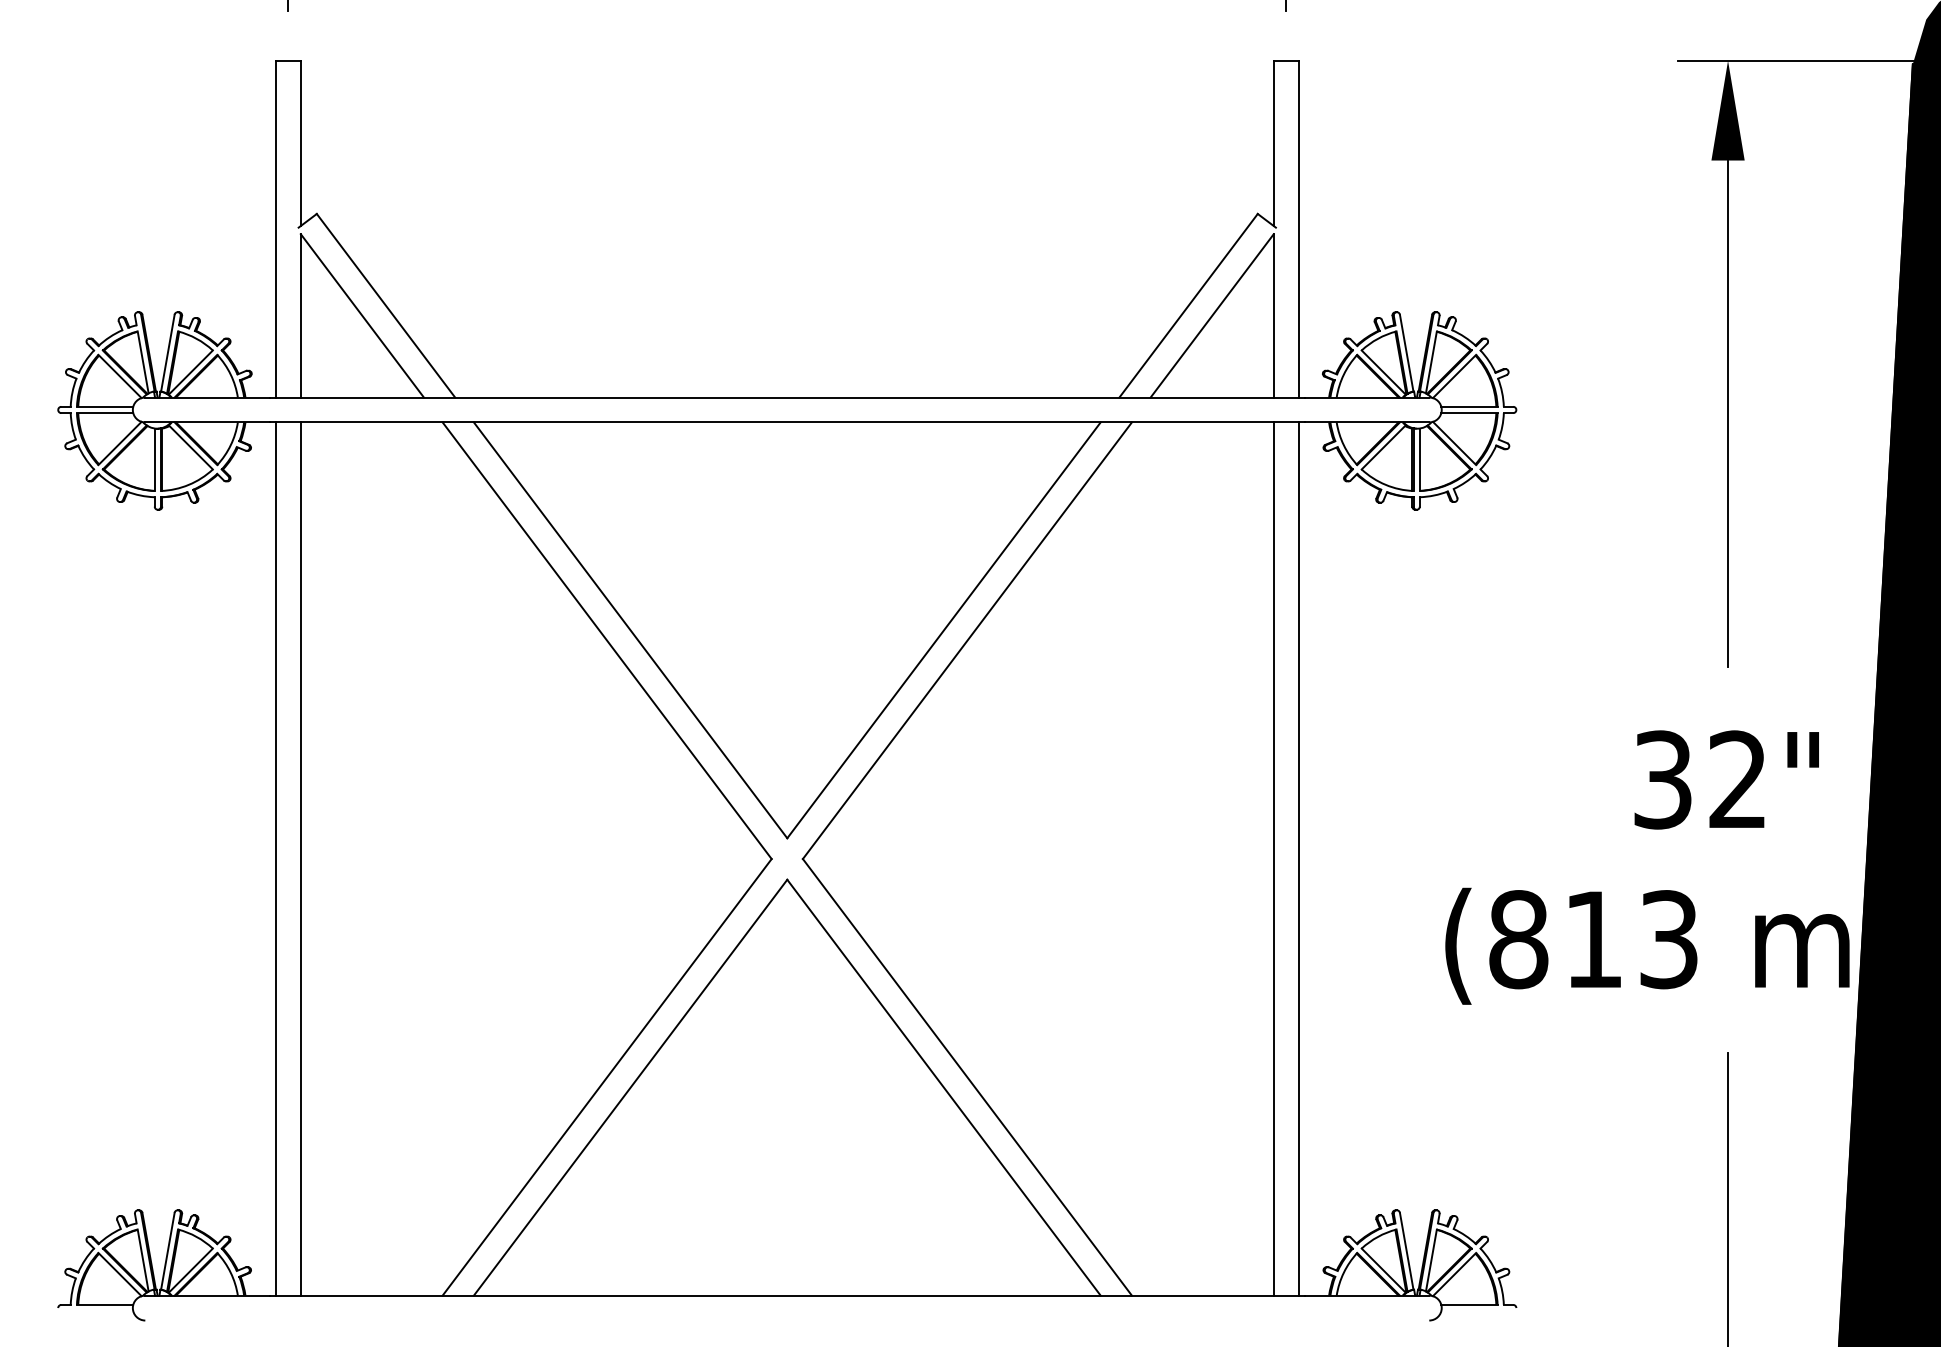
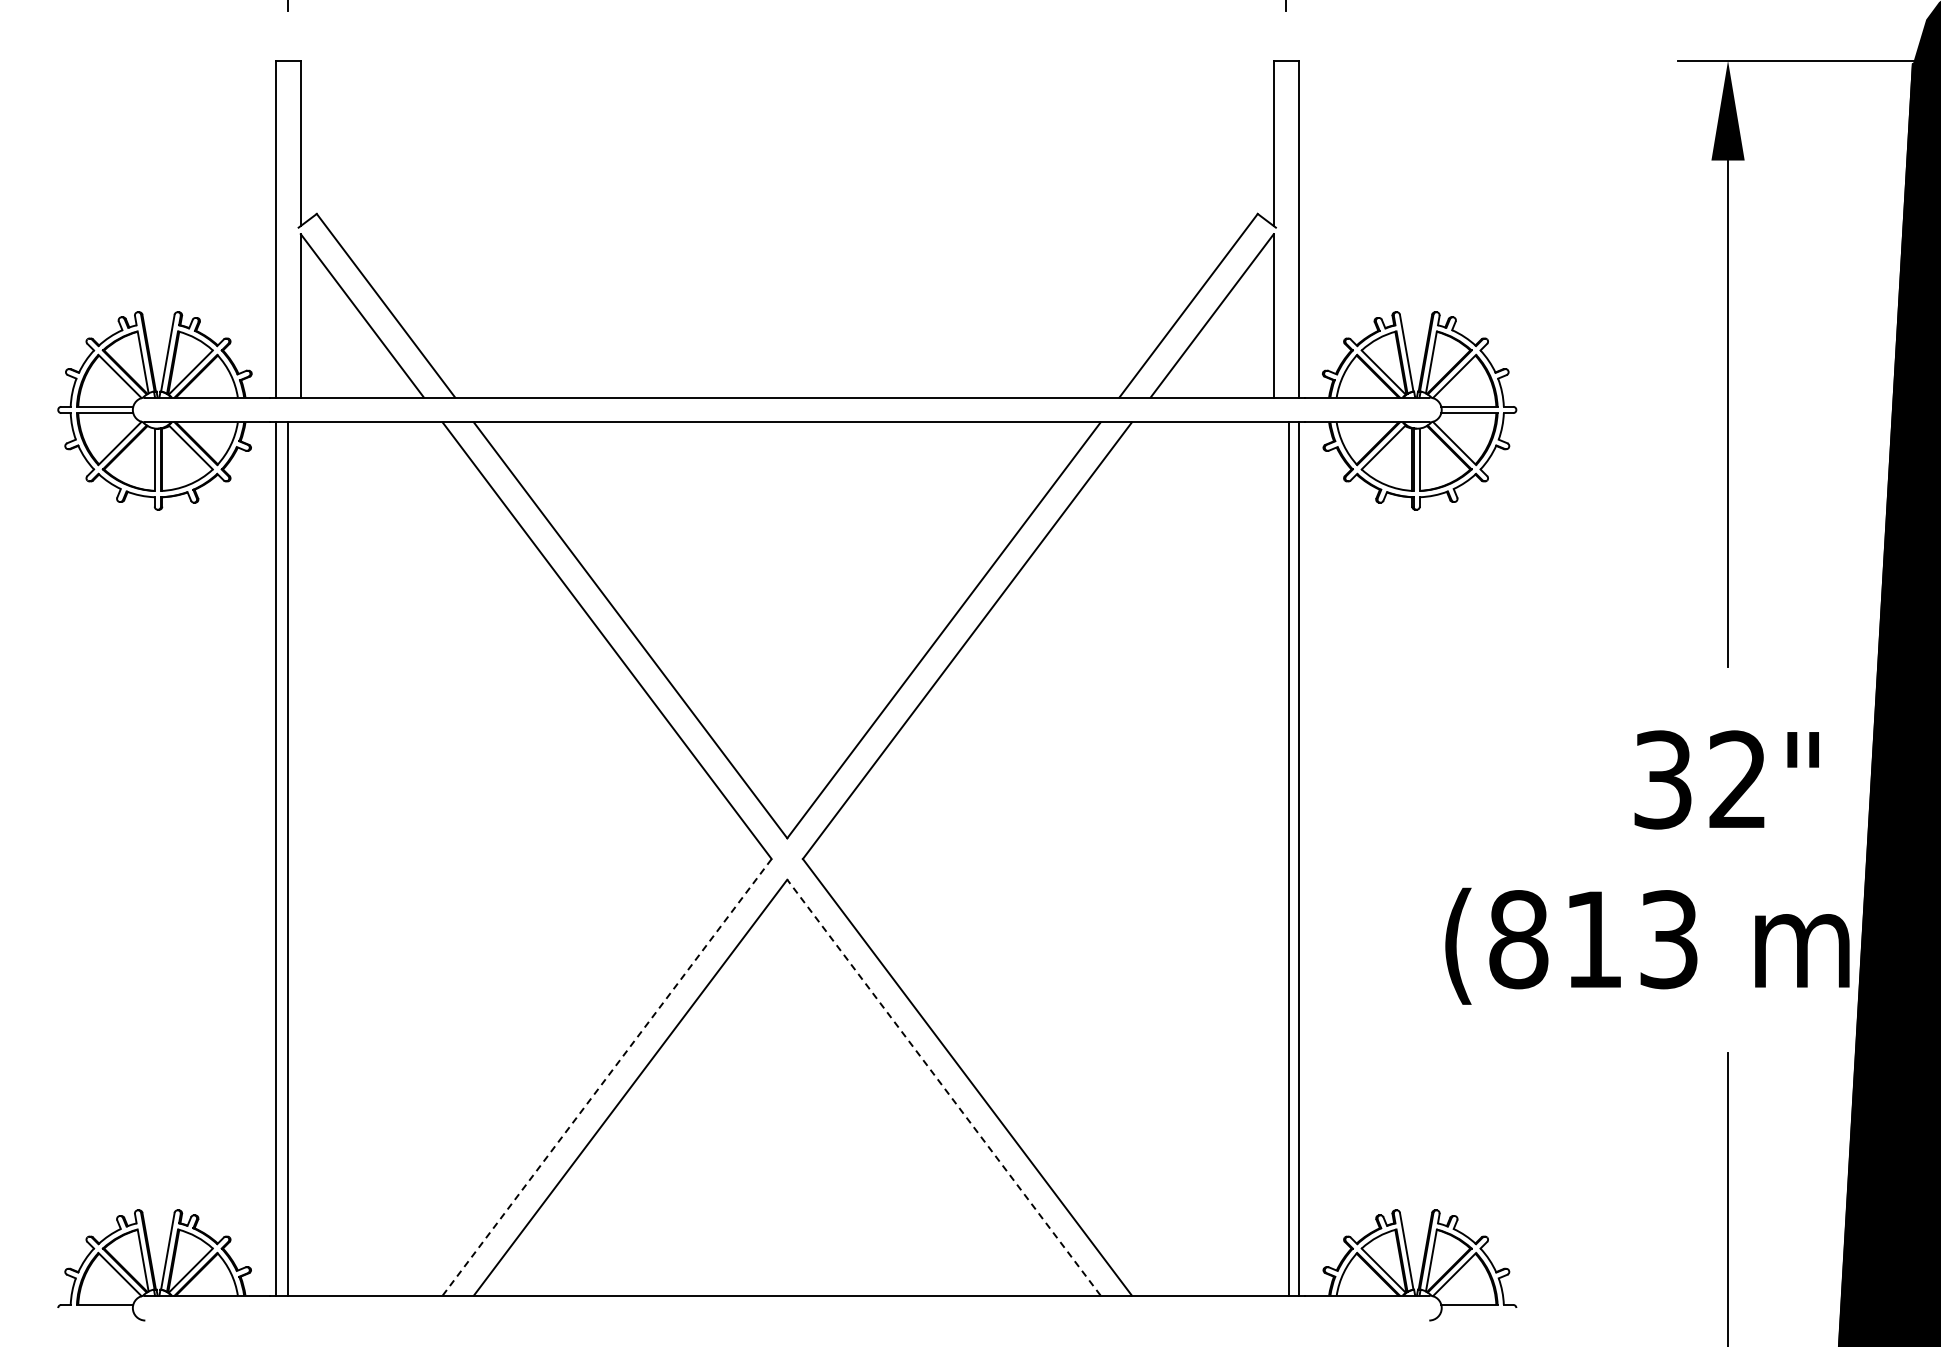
line position: (300, 858) -> (287, 858) (287, 858)
line position: (1273, 858) -> (1288, 858) (1288, 858)
line: solid -> dashed (607, 1076)
line: solid -> dashed (943, 1087)
